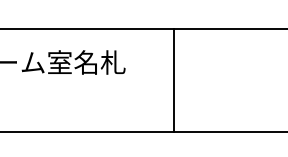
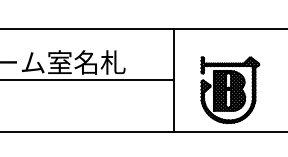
line: none -> present (87, 80)
part: none -> present (230, 89)
